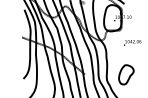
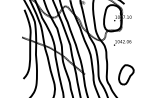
text position: (132, 42) -> (122, 42) (122, 42)
